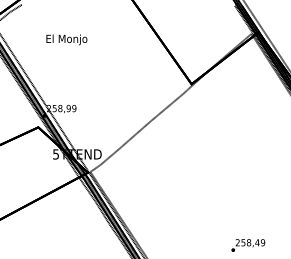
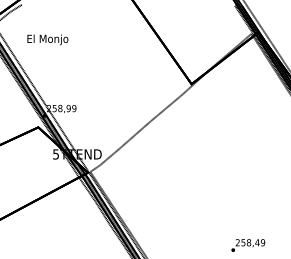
text position: (66, 39) -> (47, 39) (47, 39)
